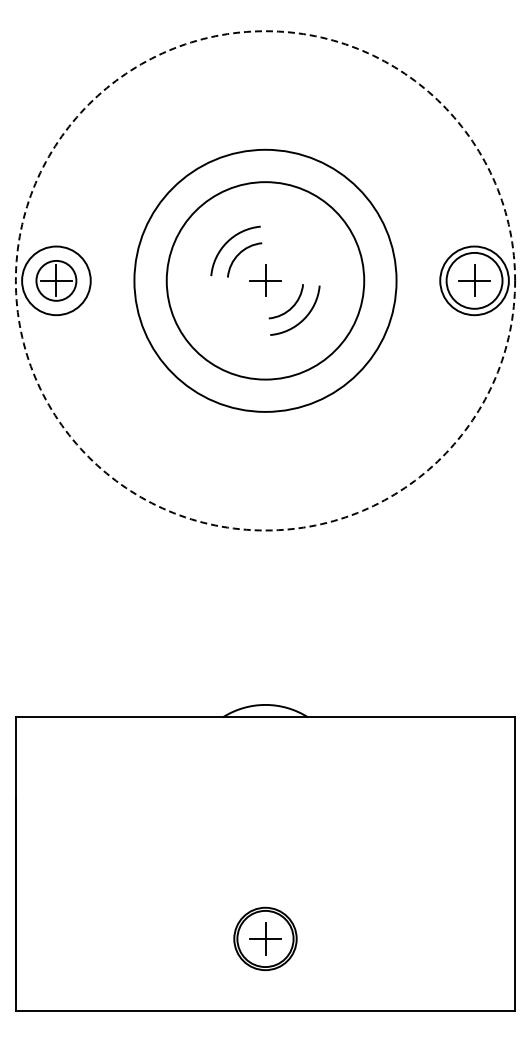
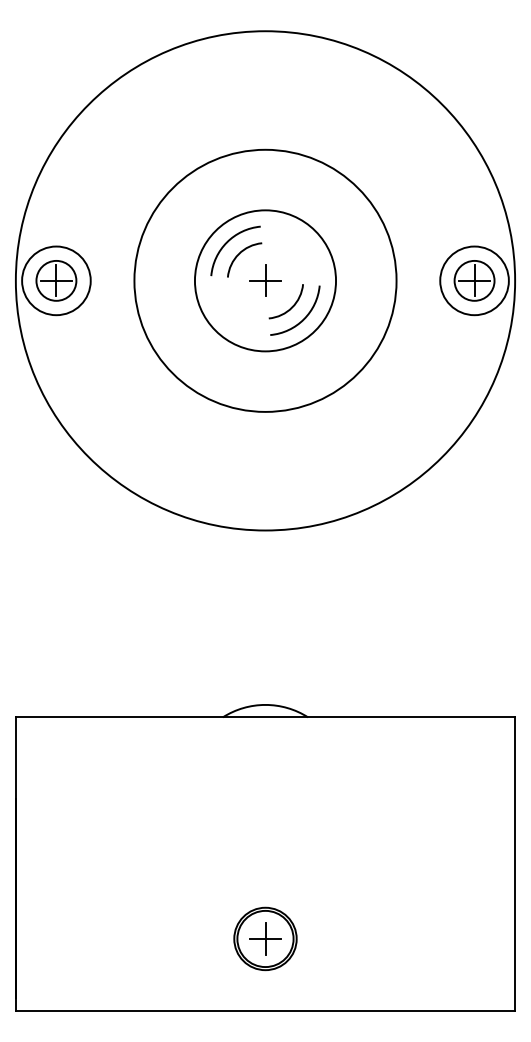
circle diameter: 197 px -> 141 px (265, 280)
circle: dashed -> solid (265, 280)
circle diameter: 56 px -> 40 px (474, 280)
